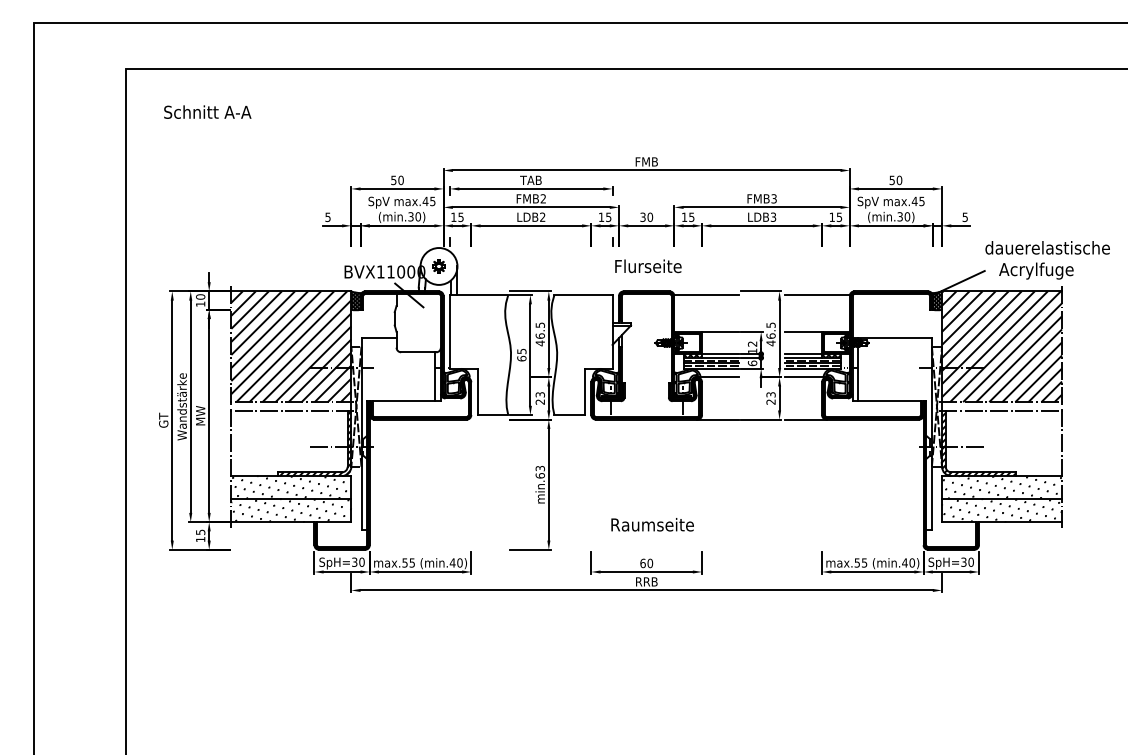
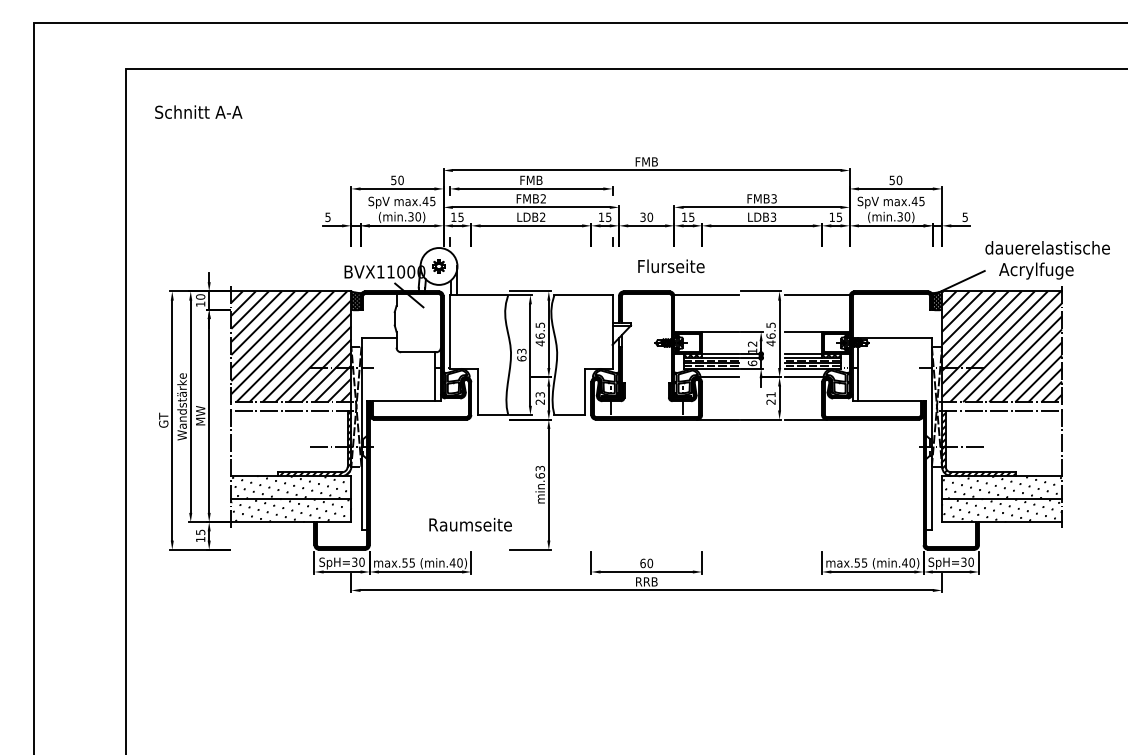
text position: (207, 111) -> (198, 111) (198, 111)
text: TAB -> FMB (531, 179)
text position: (648, 266) -> (671, 266) (671, 266)
text: 65 -> 63 (521, 351)
text: 23 -> 21 (770, 394)
text position: (652, 524) -> (470, 524) (470, 524)
